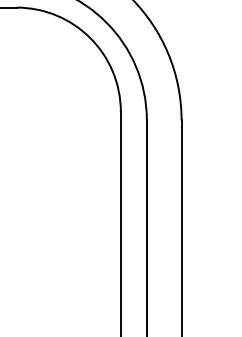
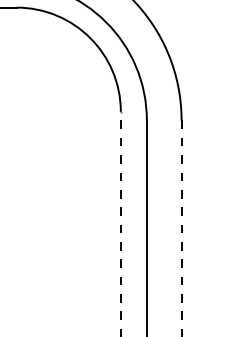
line: solid -> dashed (120, 223)
line: solid -> dashed (181, 228)
